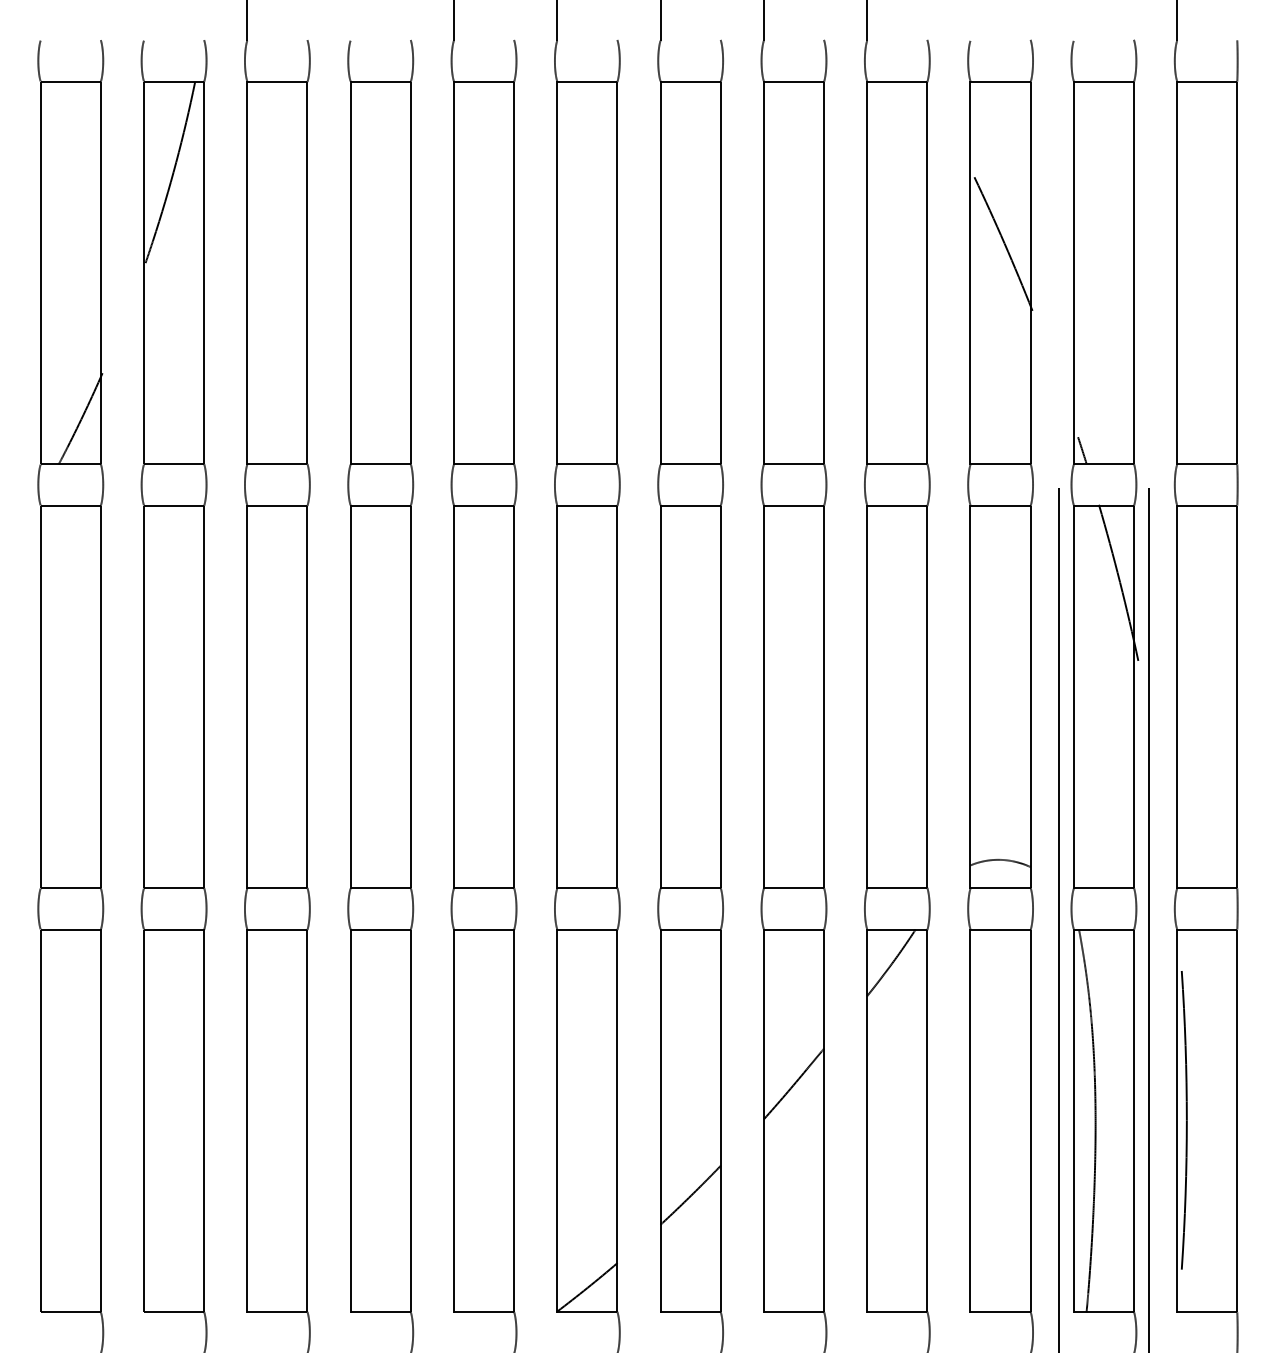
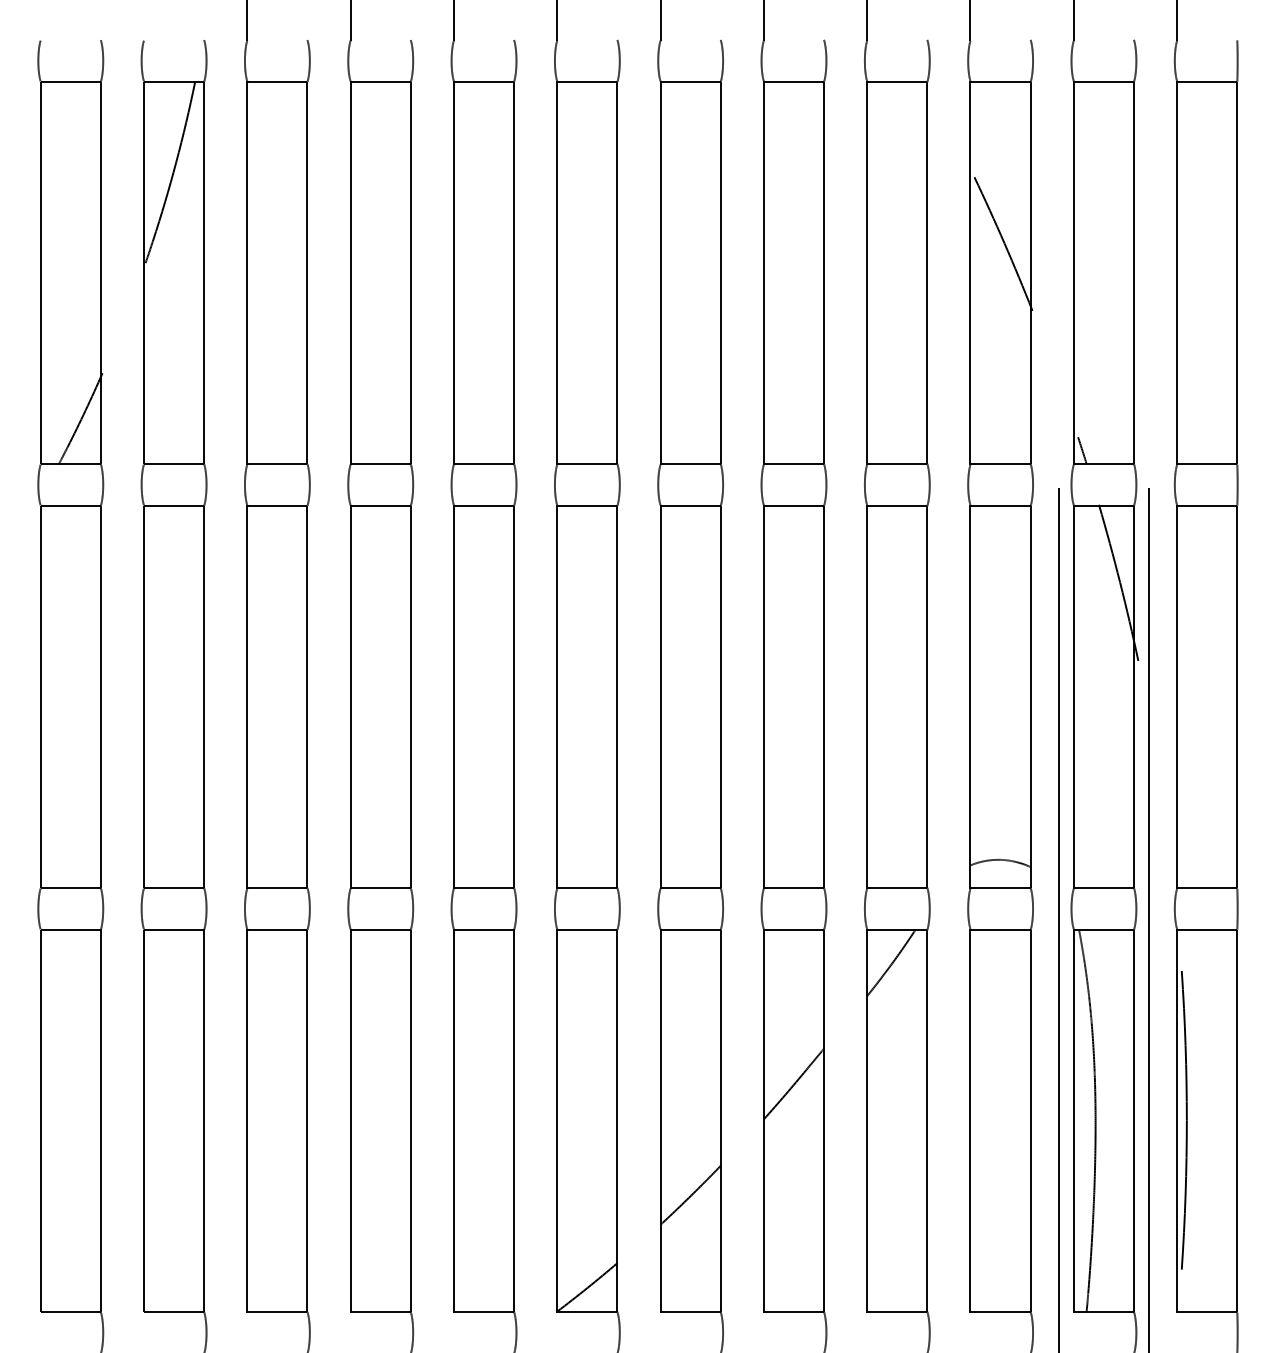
line: none -> present (350, 21)
line: none -> present (970, 21)
line: none -> present (1073, 21)
